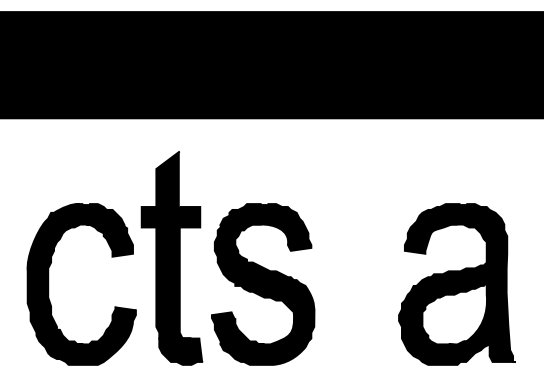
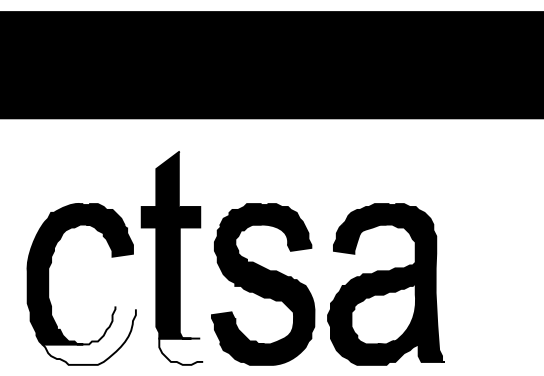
part position: (456, 284) -> (385, 284) (385, 284)
fill: present -> none (88, 335)
fill: present -> none (181, 351)
